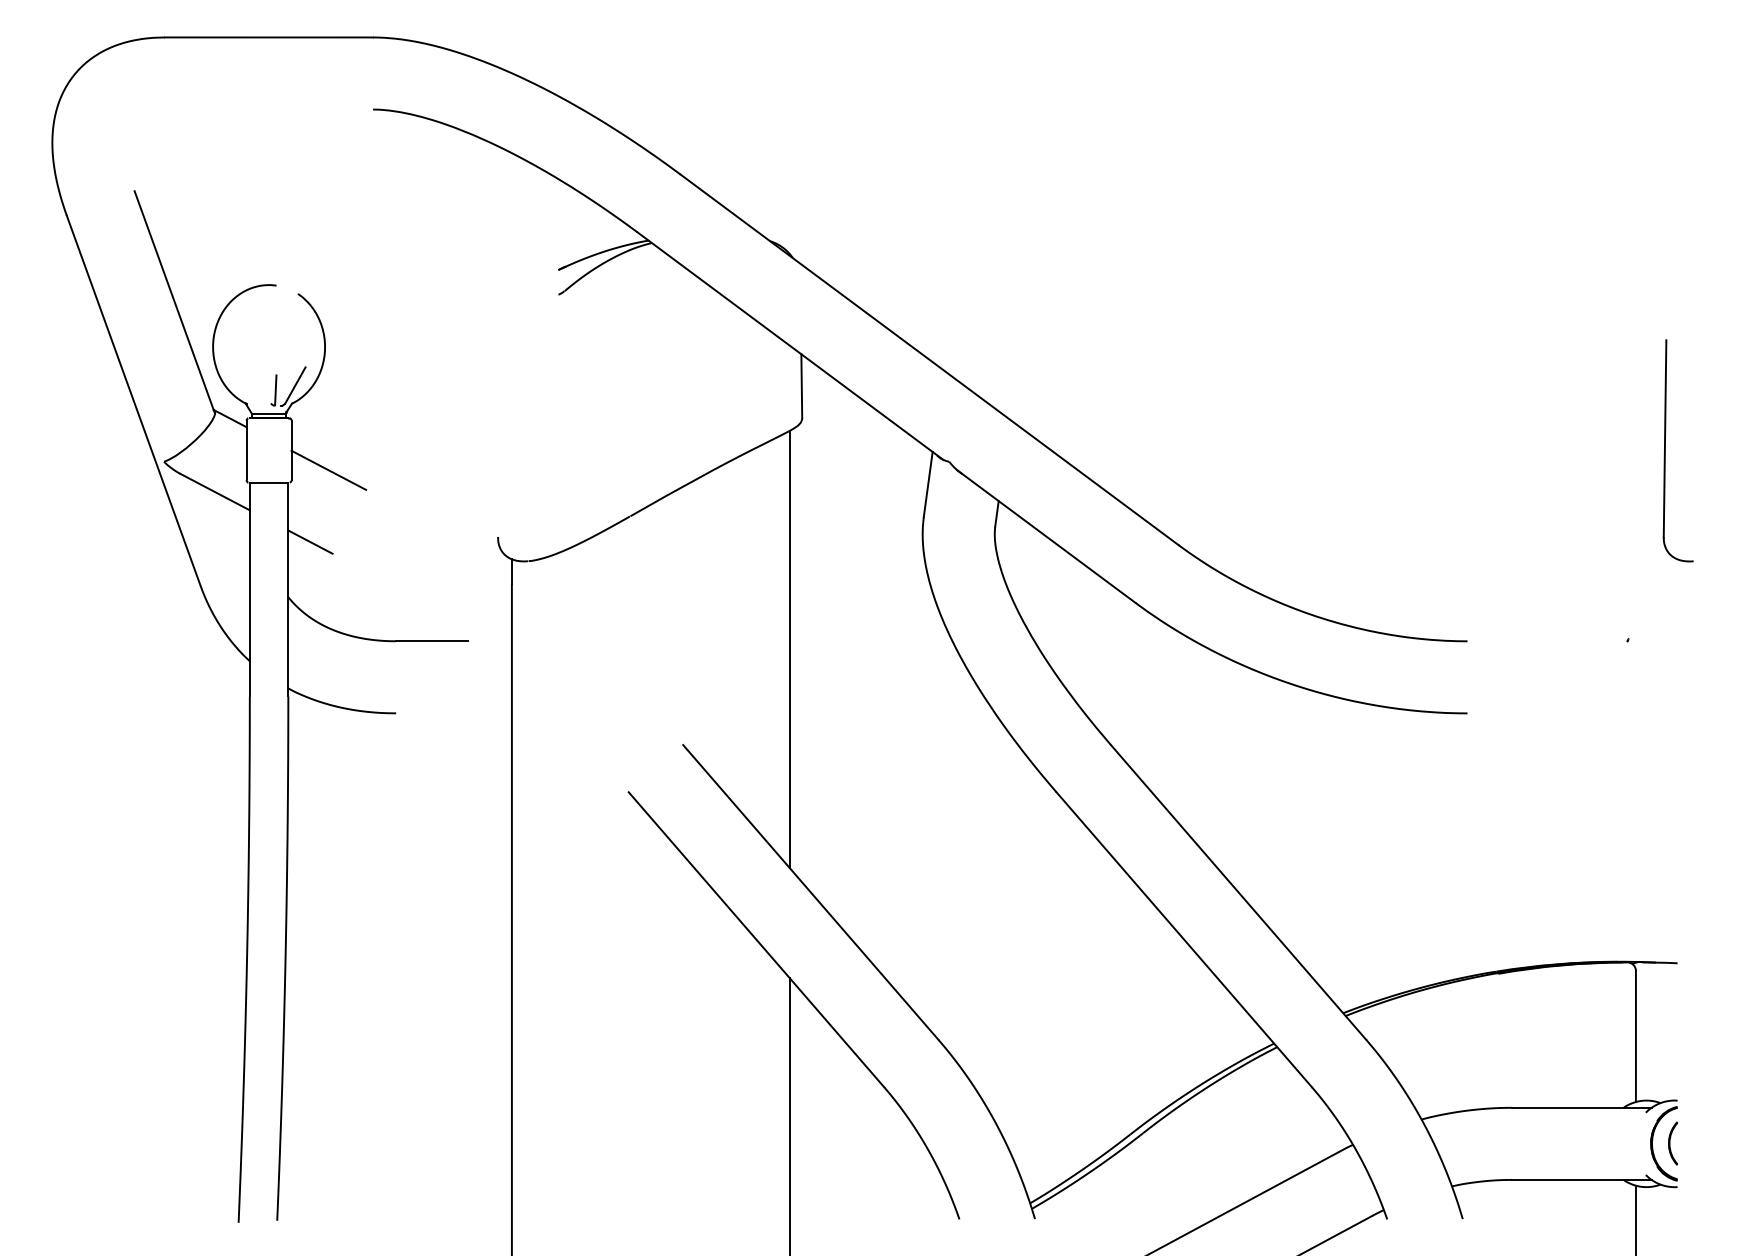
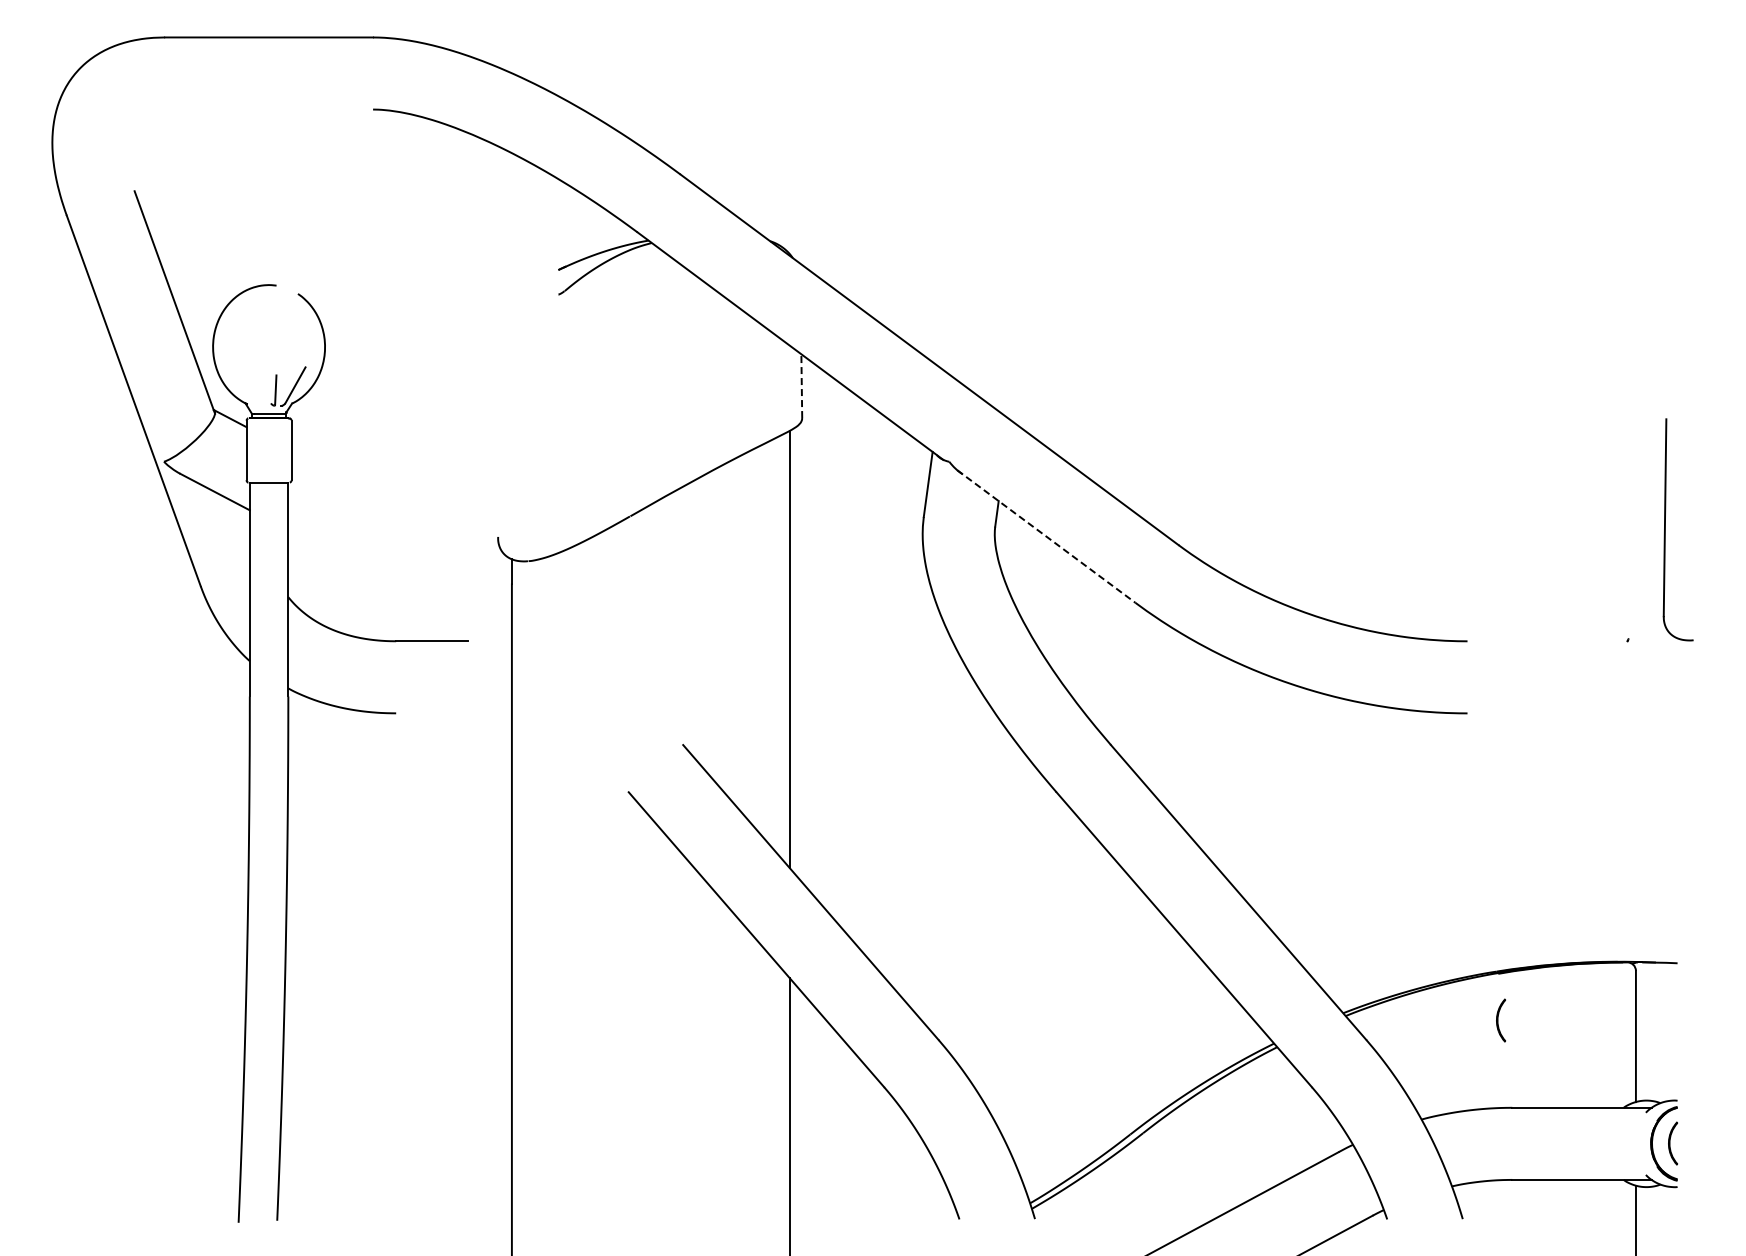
line: solid -> dashed (801, 386)
part position: (1665, 450) -> (1665, 529) (1665, 529)
line: present -> none (328, 469)
line: solid -> dashed (1046, 536)
line: present -> none (310, 541)
part: none -> present (1500, 1020)
